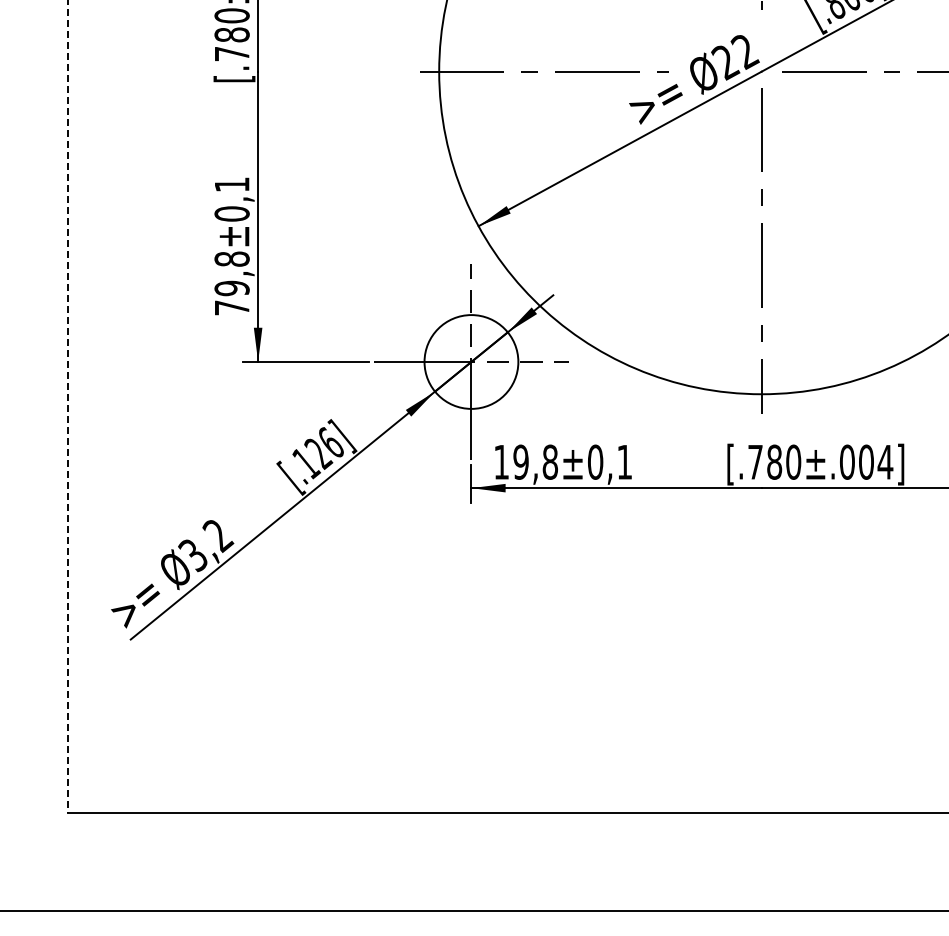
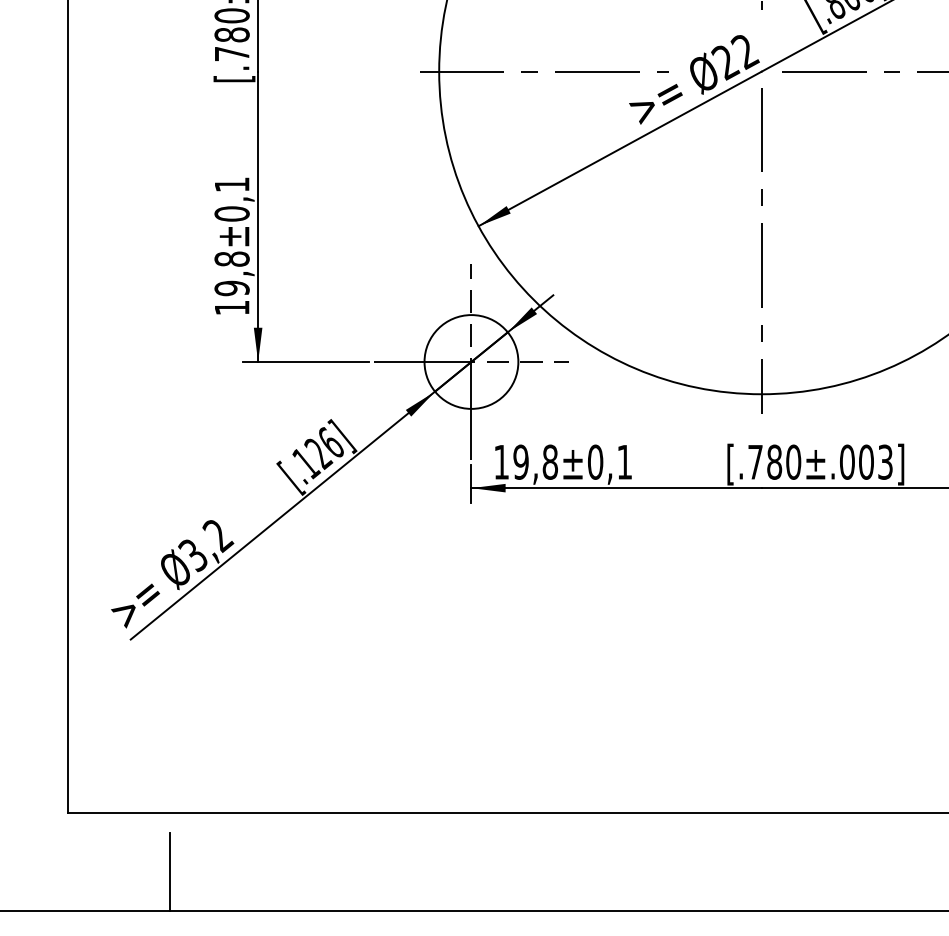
text: 79,8±0,1 -> 19,8±0,1 (232, 307)
line: dashed -> solid (67, 407)
text: [.780±.004] -> [.780±.003] (885, 461)
line: none -> present (170, 871)
